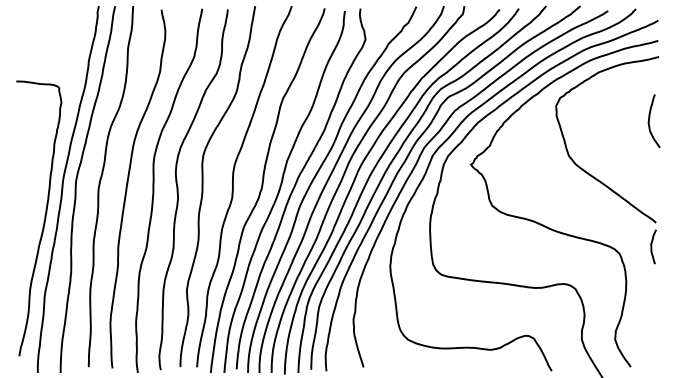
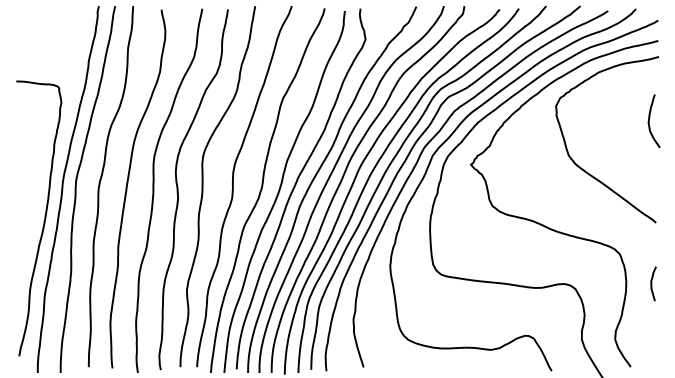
curve position: (652, 246) -> (652, 283) (652, 283)
